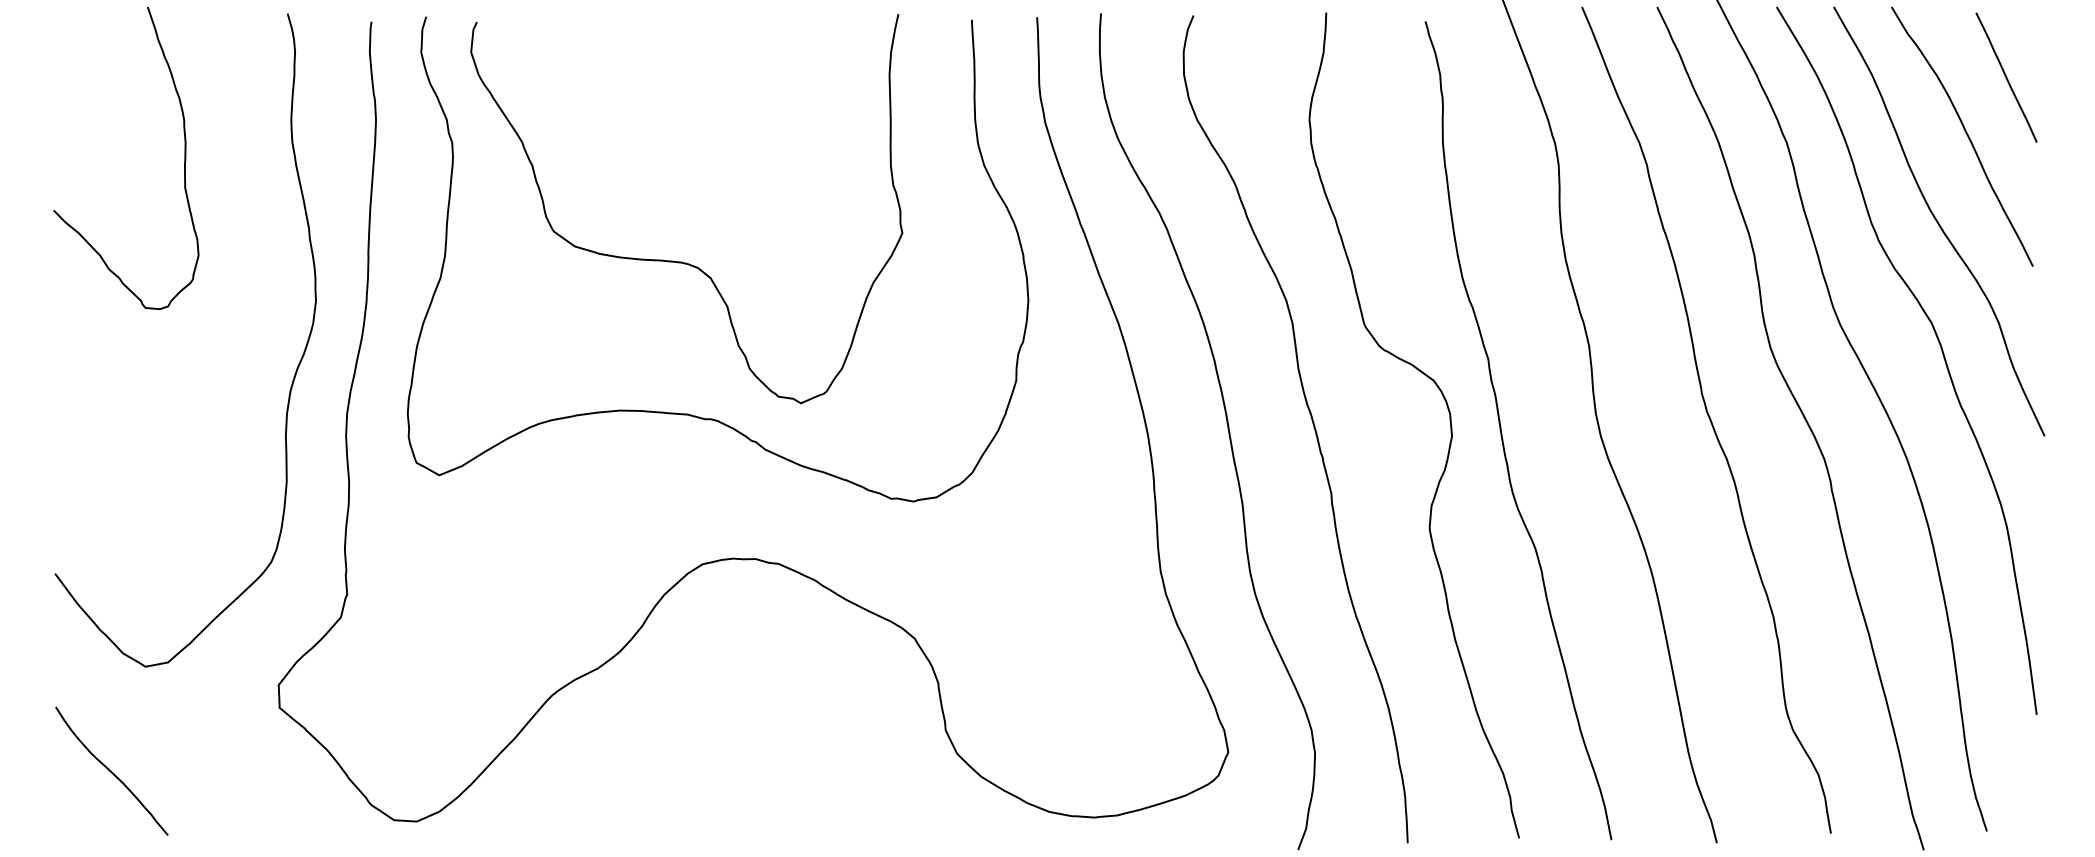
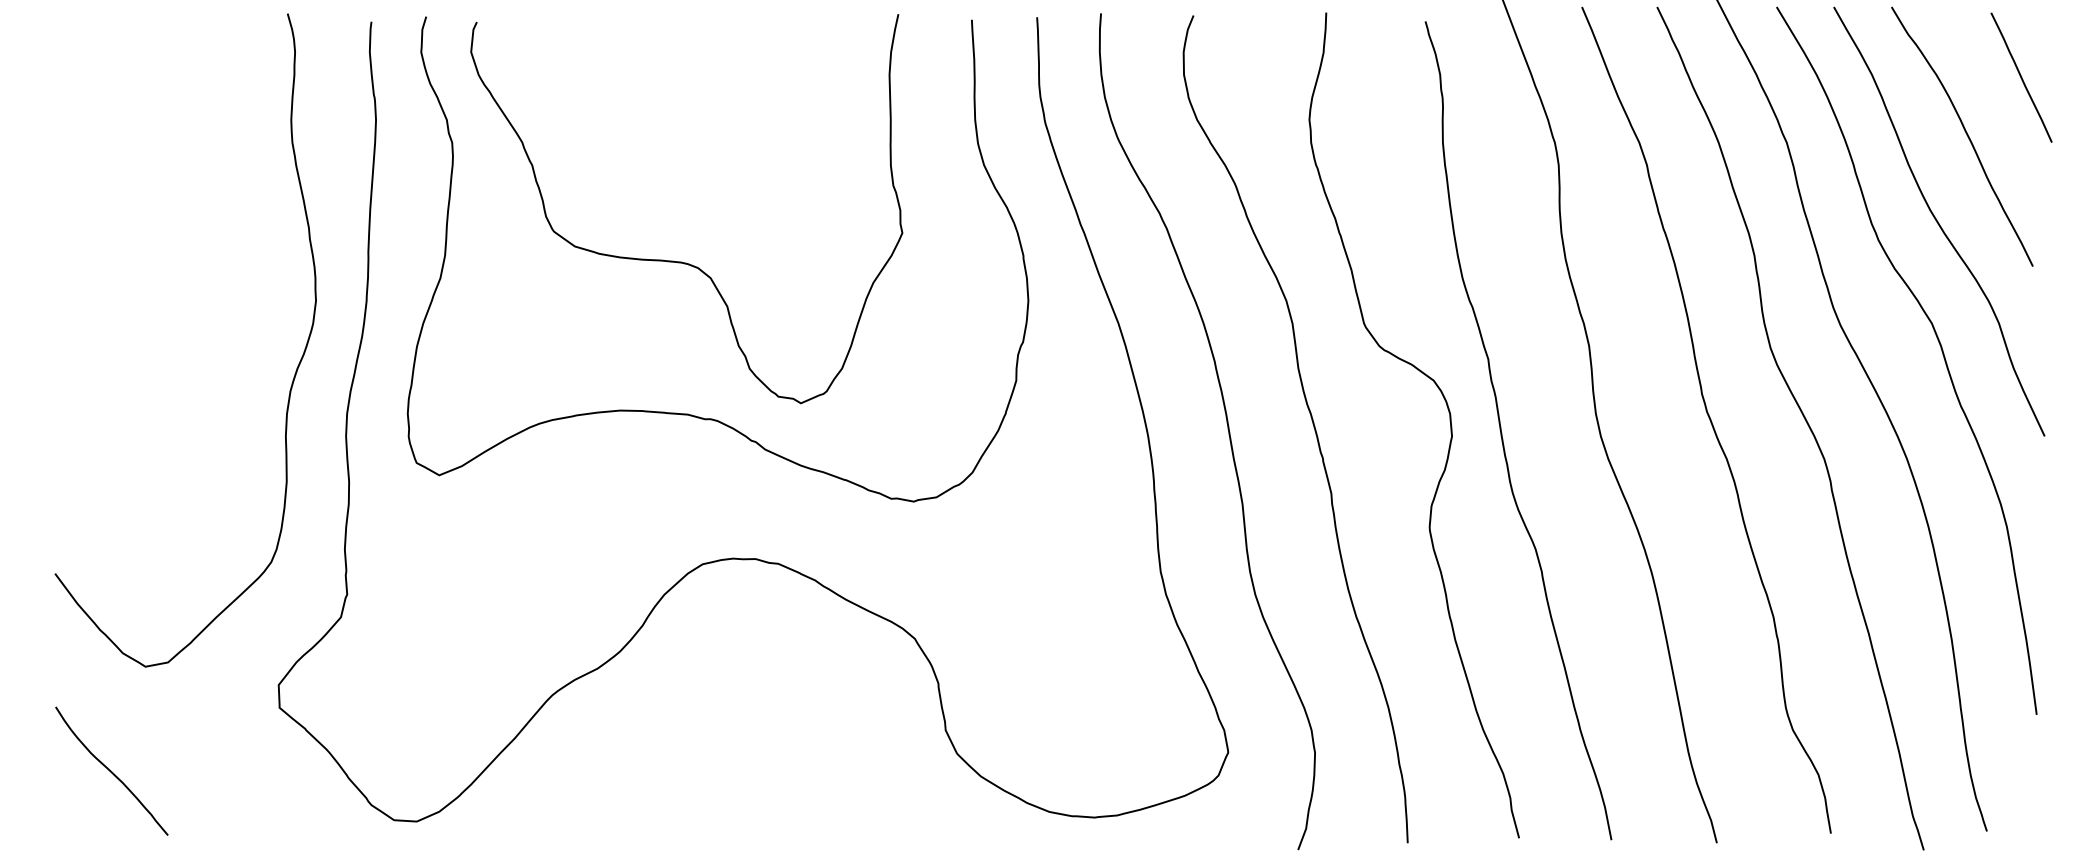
line position: (2006, 77) -> (2021, 77) (2021, 77)
curve: present -> none (184, 158)
